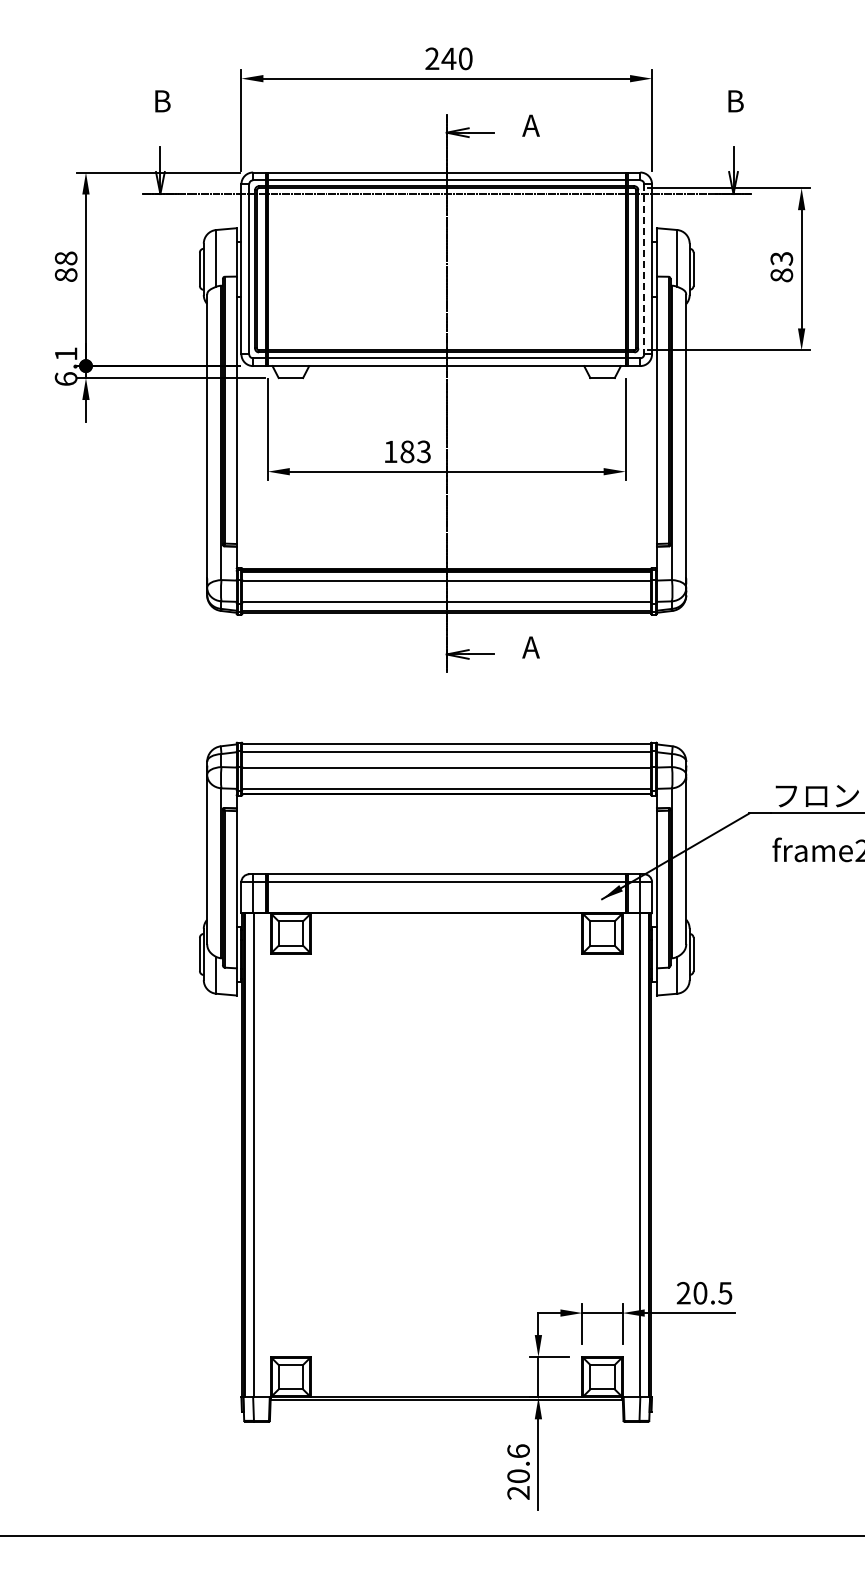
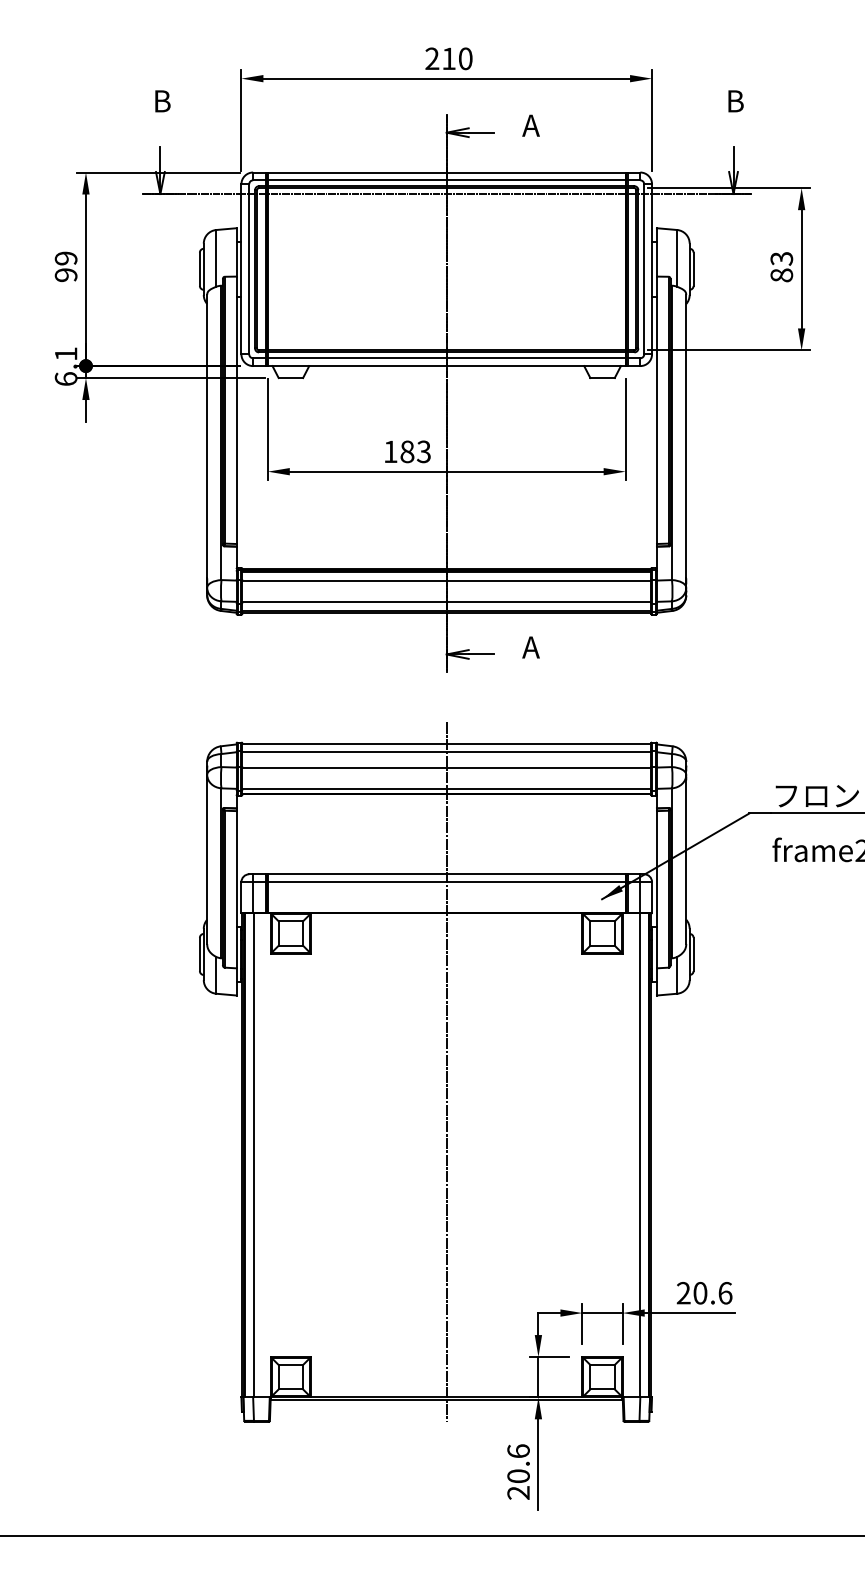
text: 240 -> 210 (448, 58)
text: 88 -> 99 (65, 266)
line: dashed -> solid (644, 269)
line: none -> present (446, 1072)
text: 20.5 -> 20.6 (725, 1293)
